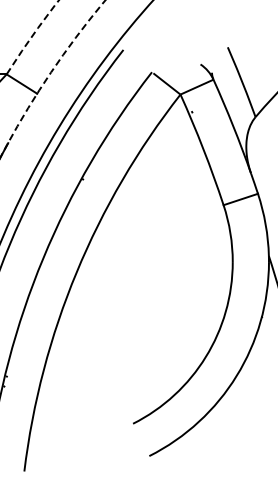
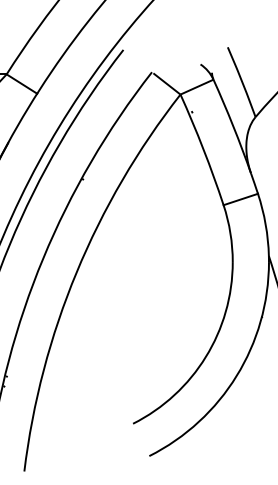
arc: dashed -> solid (32, 36)
arc: dashed -> solid (48, 75)
